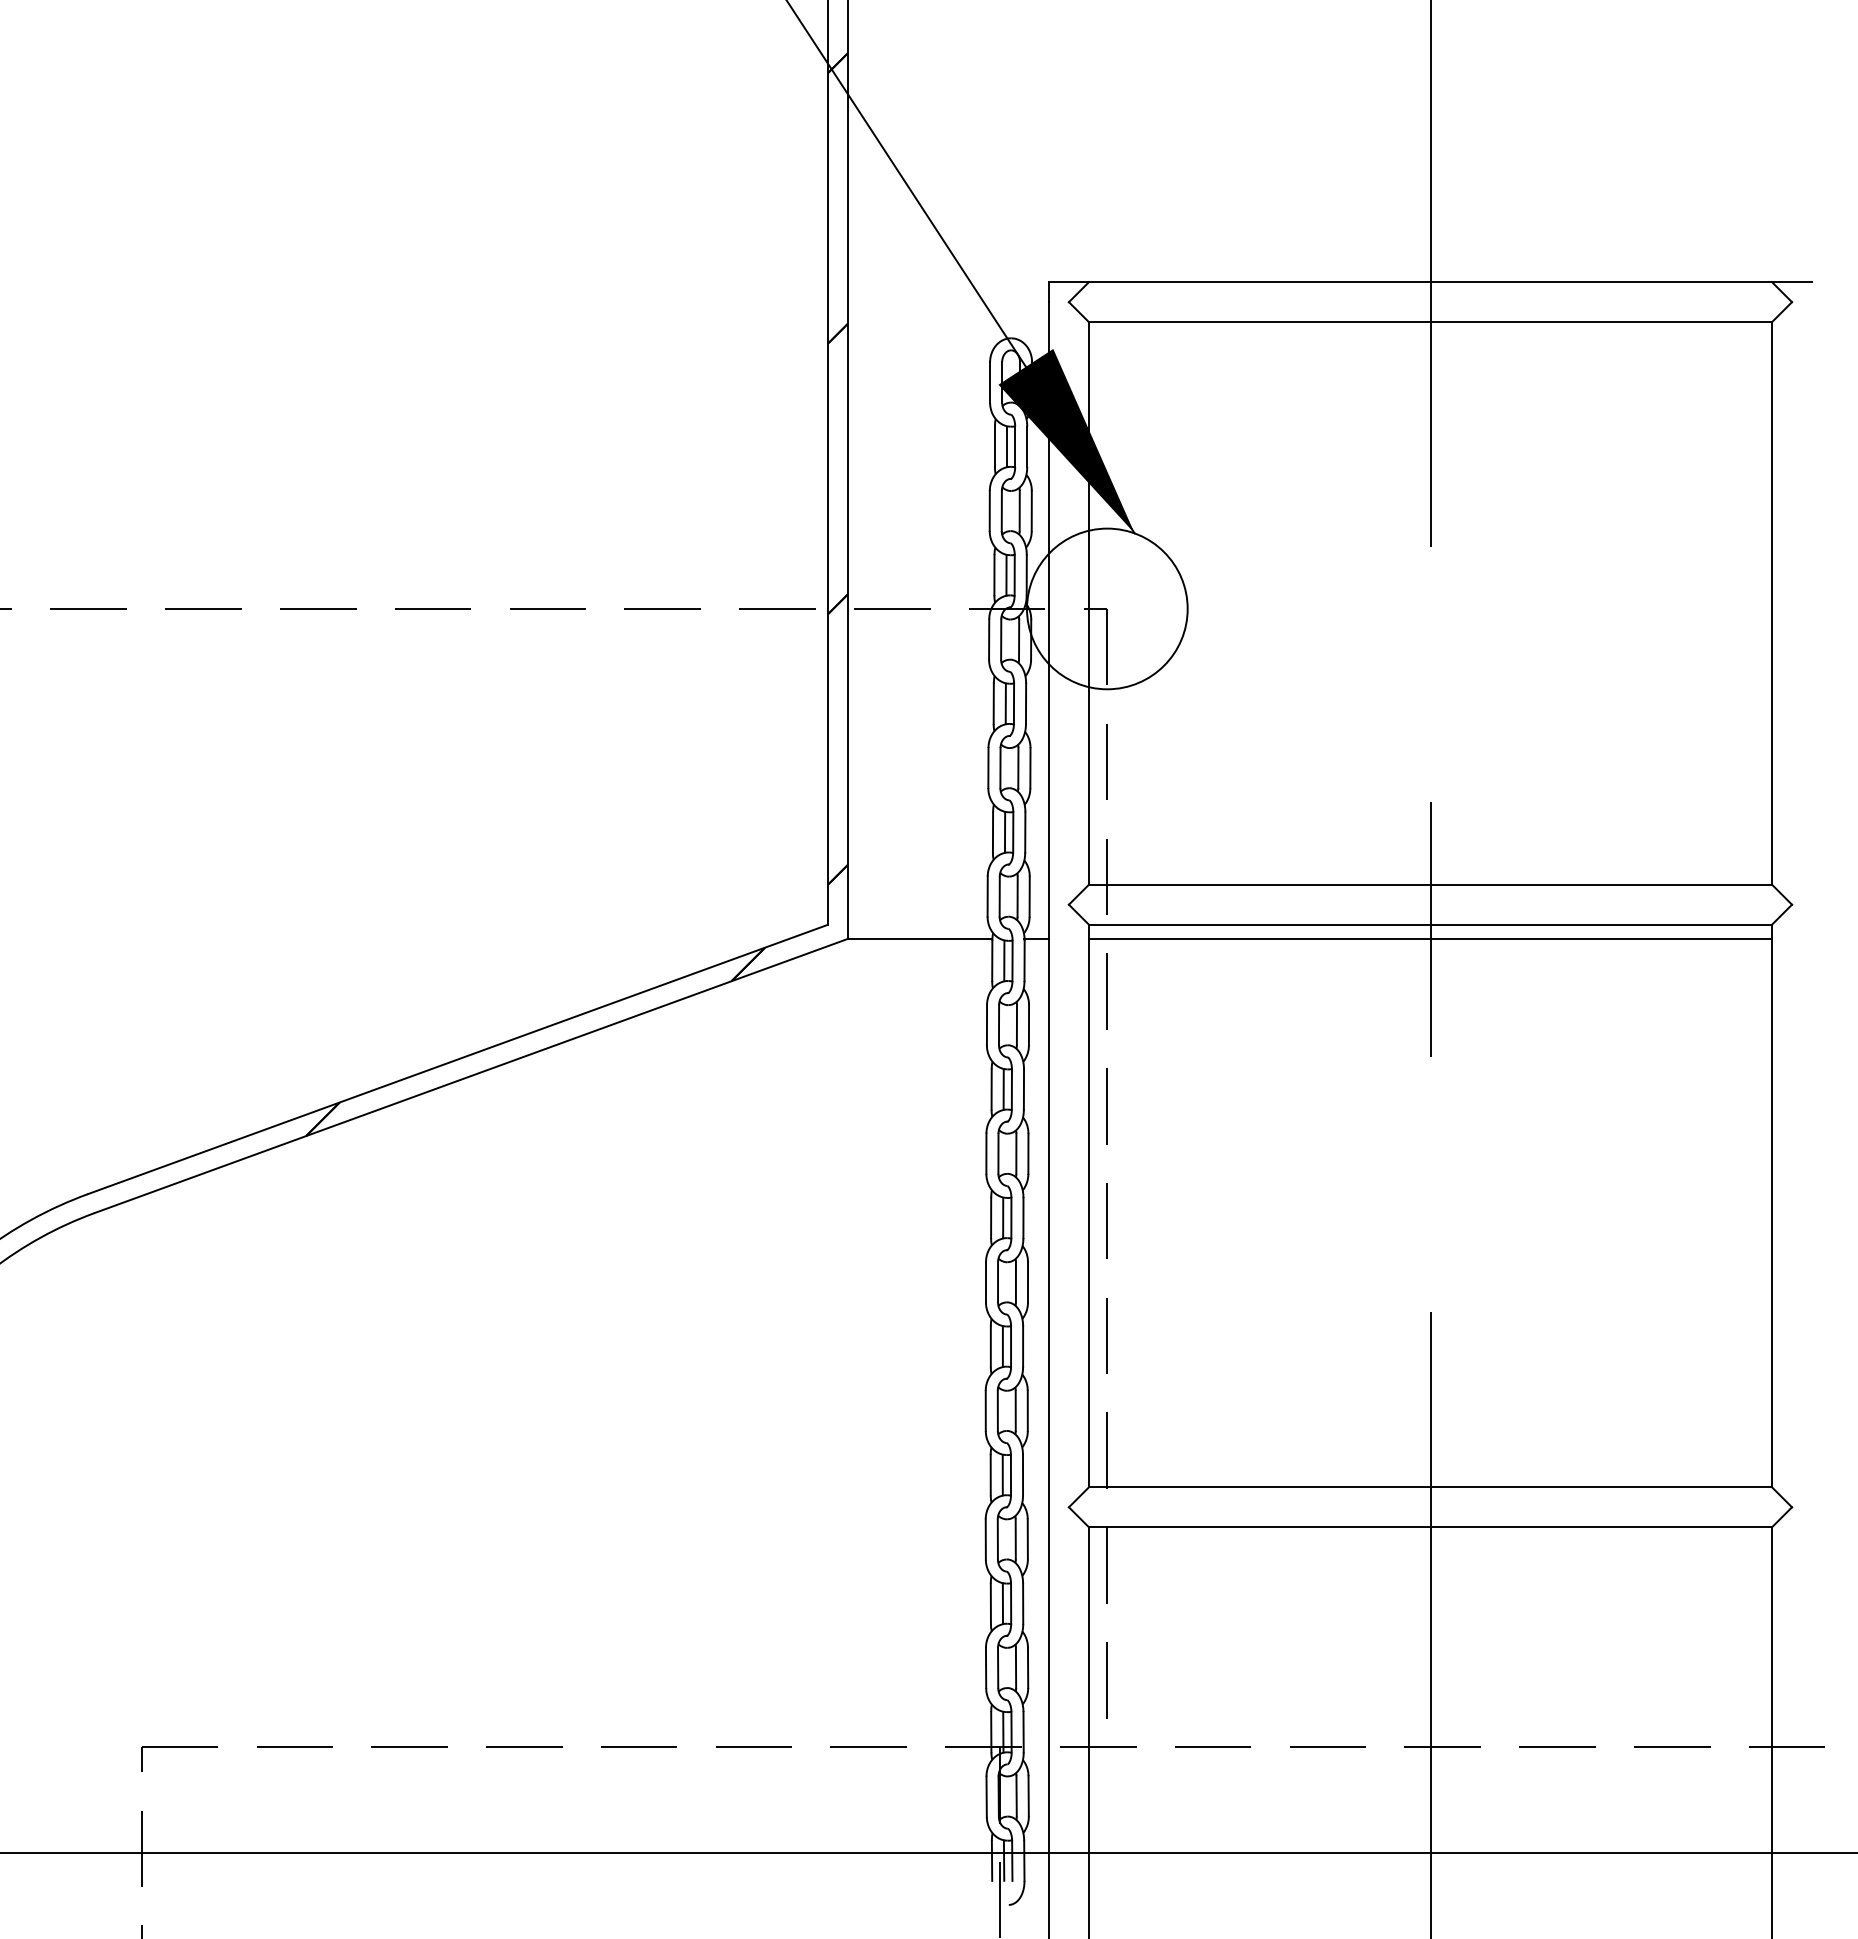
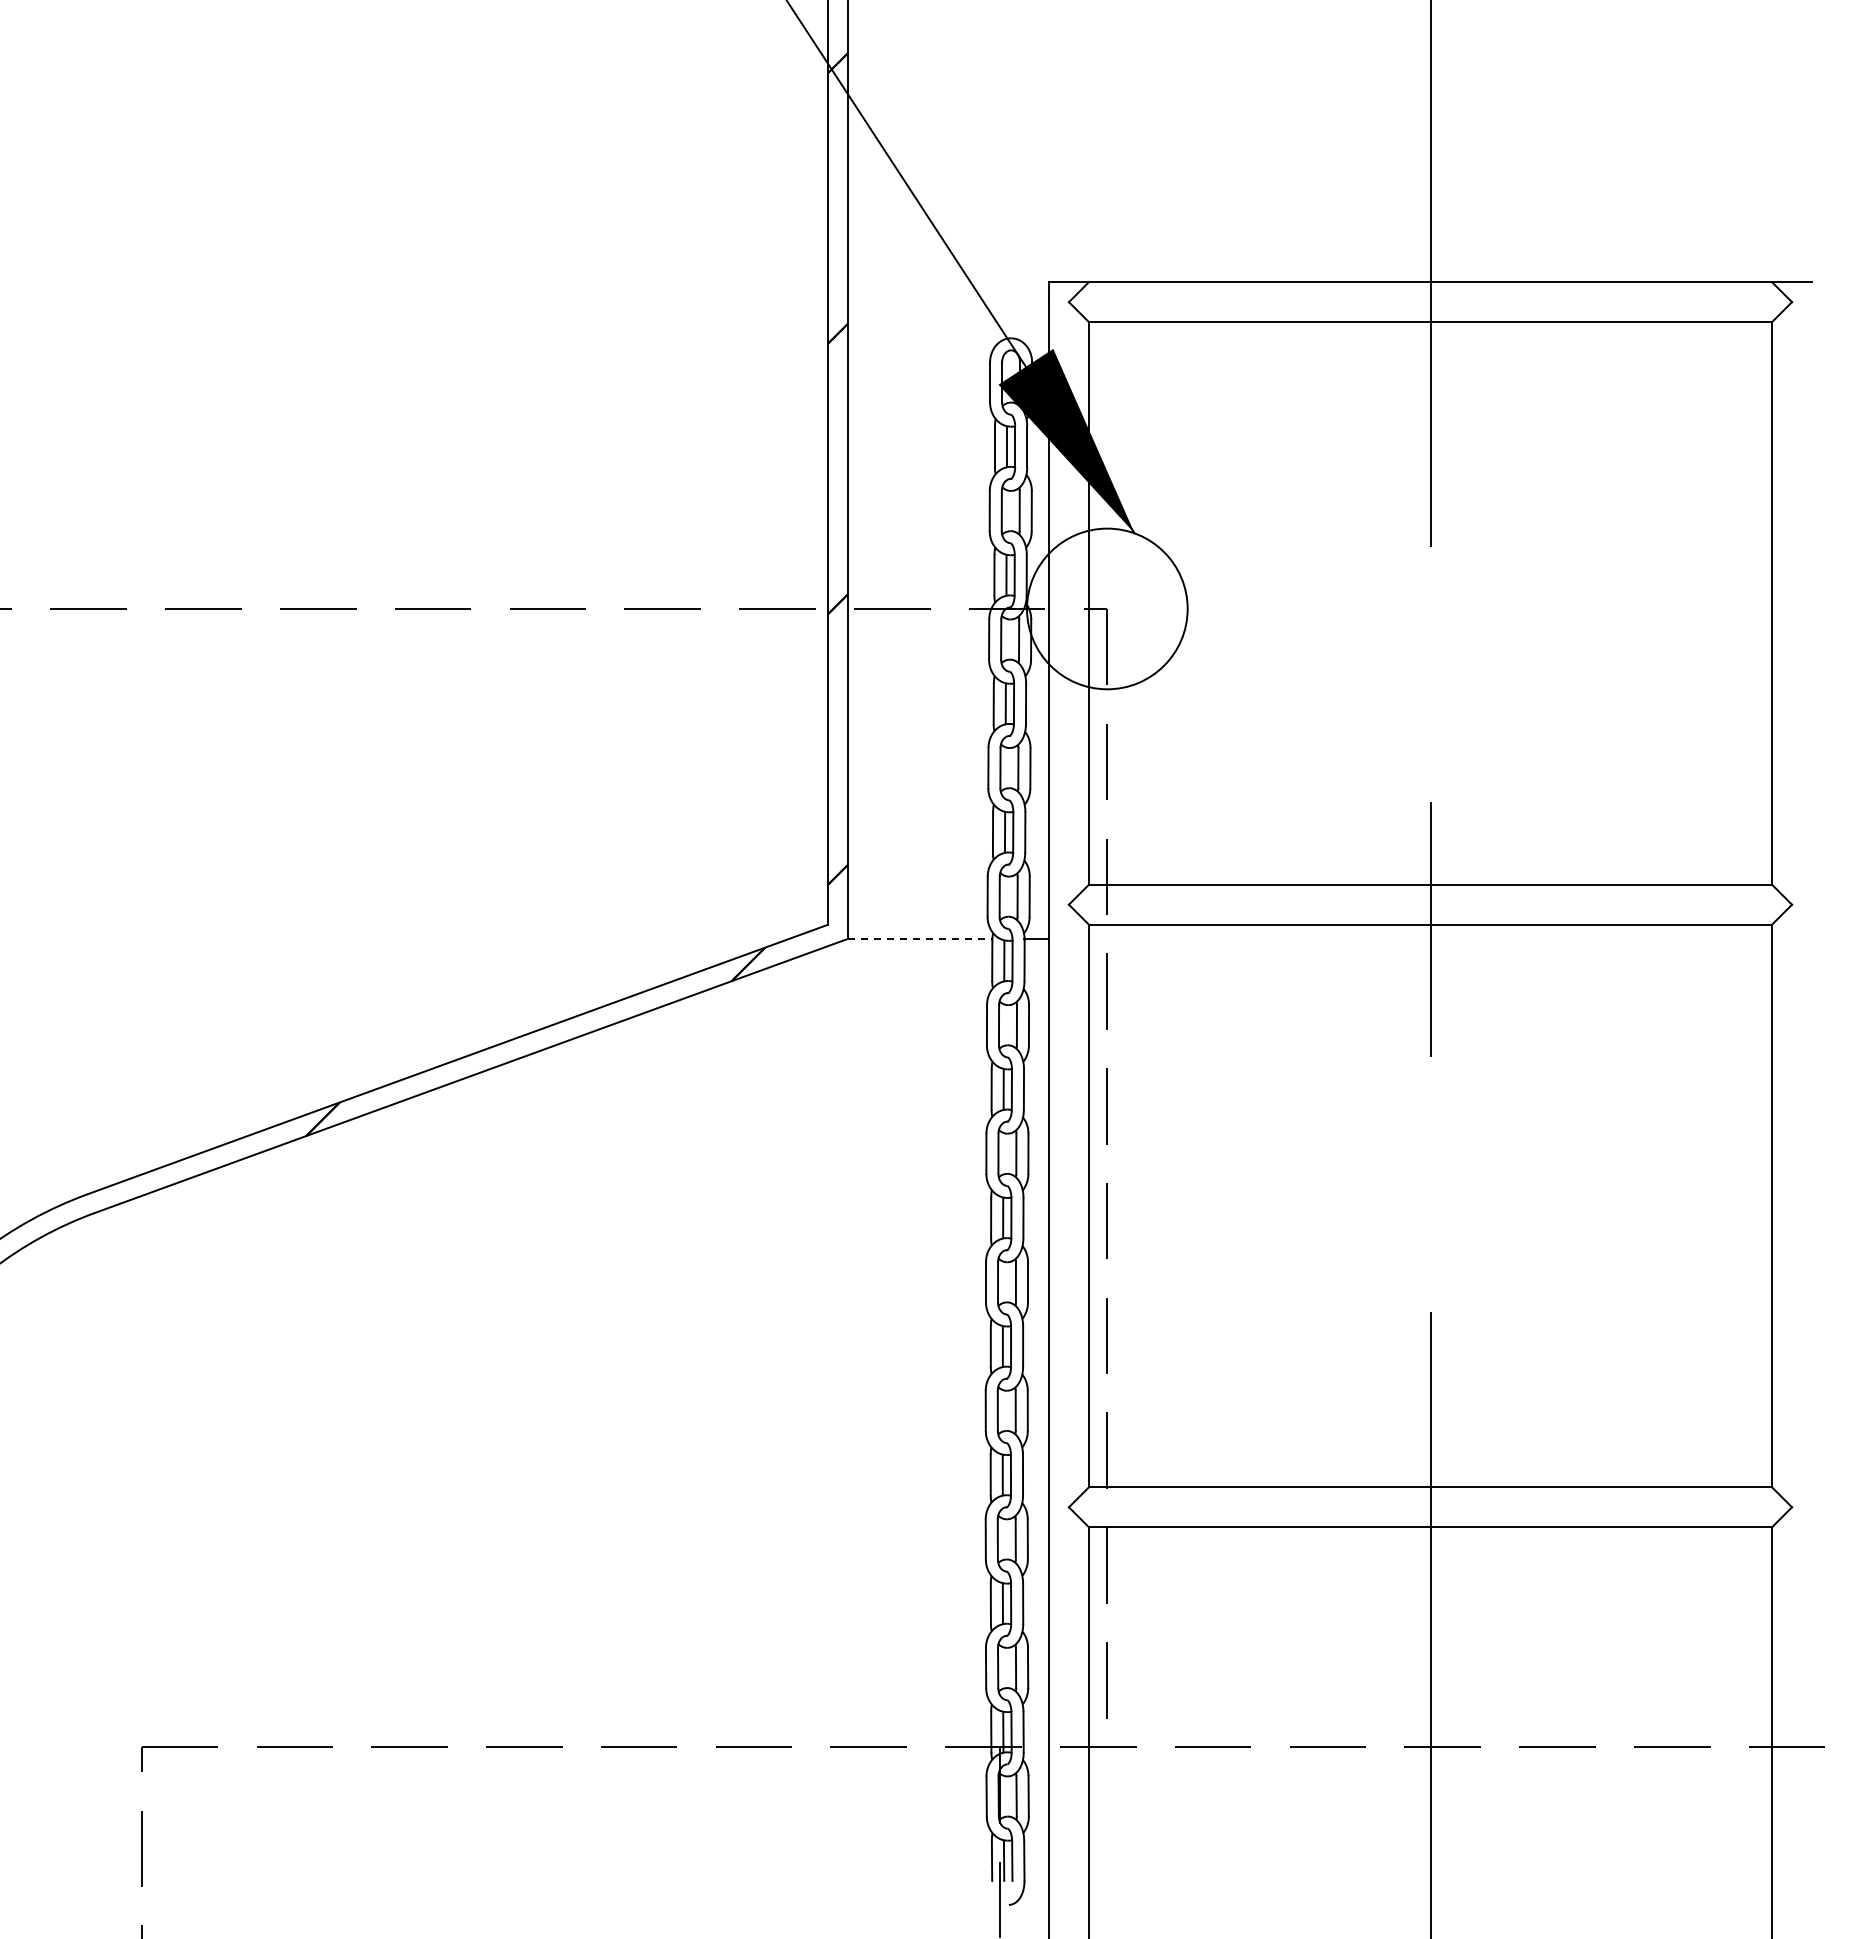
line: solid -> dashed (920, 938)
line: present -> none (1430, 938)
line: present -> none (928, 1853)
